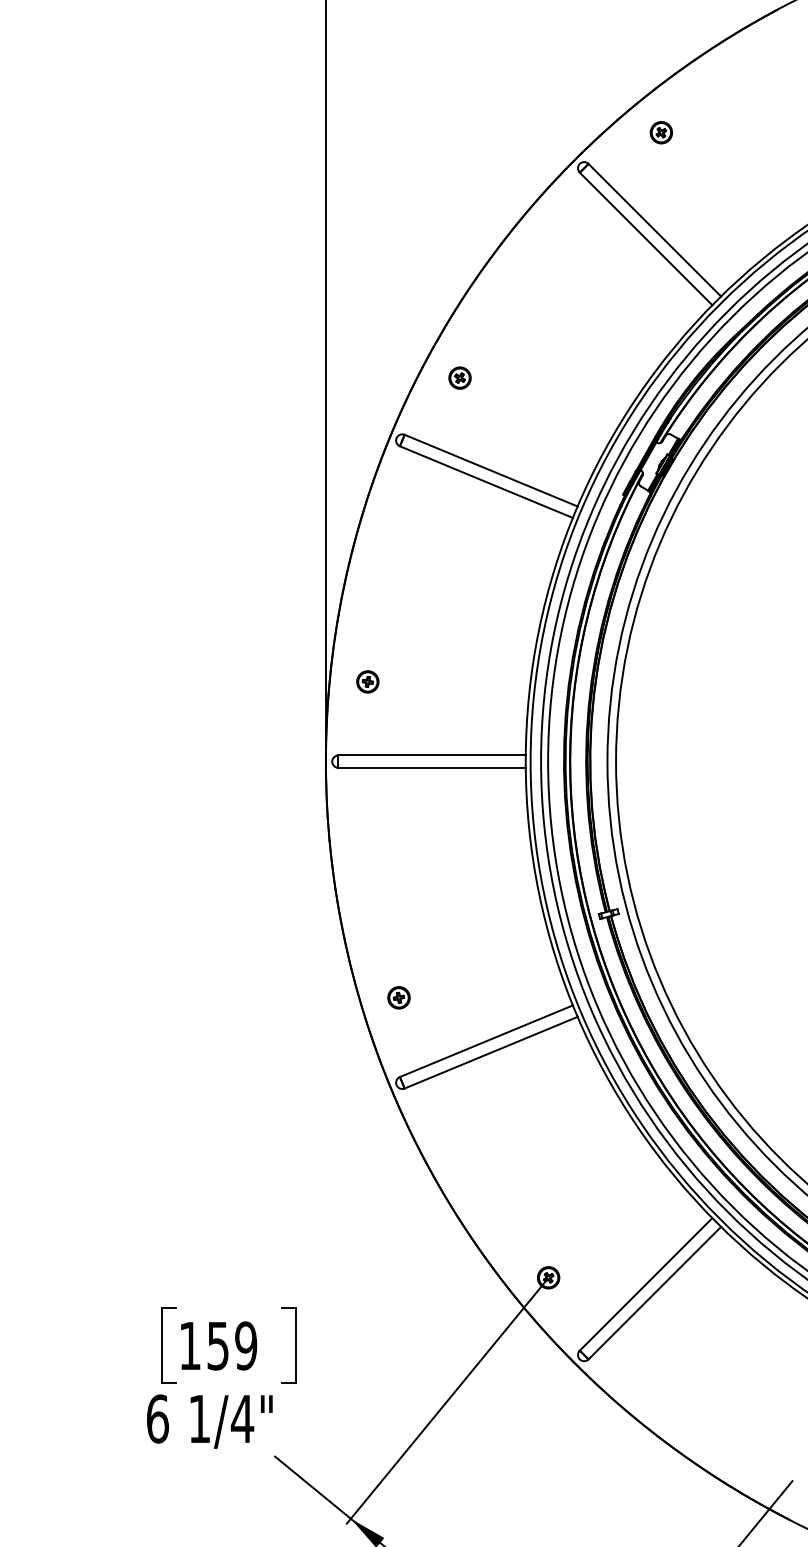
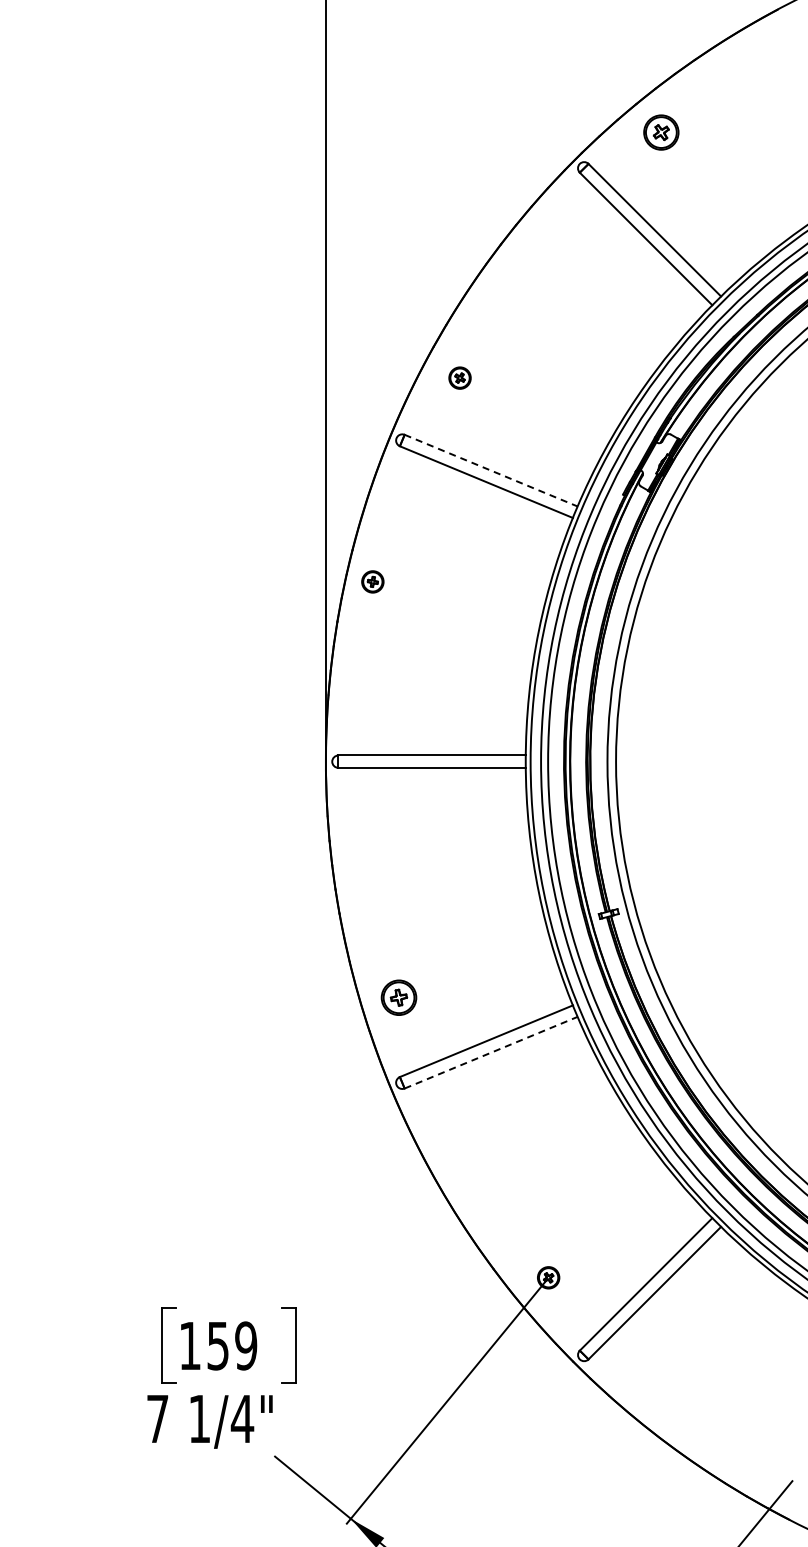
part size: 25x24 px -> 37x37 px (661, 132)
line: solid -> dashed (491, 470)
part position: (367, 681) -> (372, 581) (372, 581)
part size: 24x24 px -> 38x37 px (398, 997)
line: solid -> dashed (491, 1052)
text: 6 -> 7 (158, 1418)
